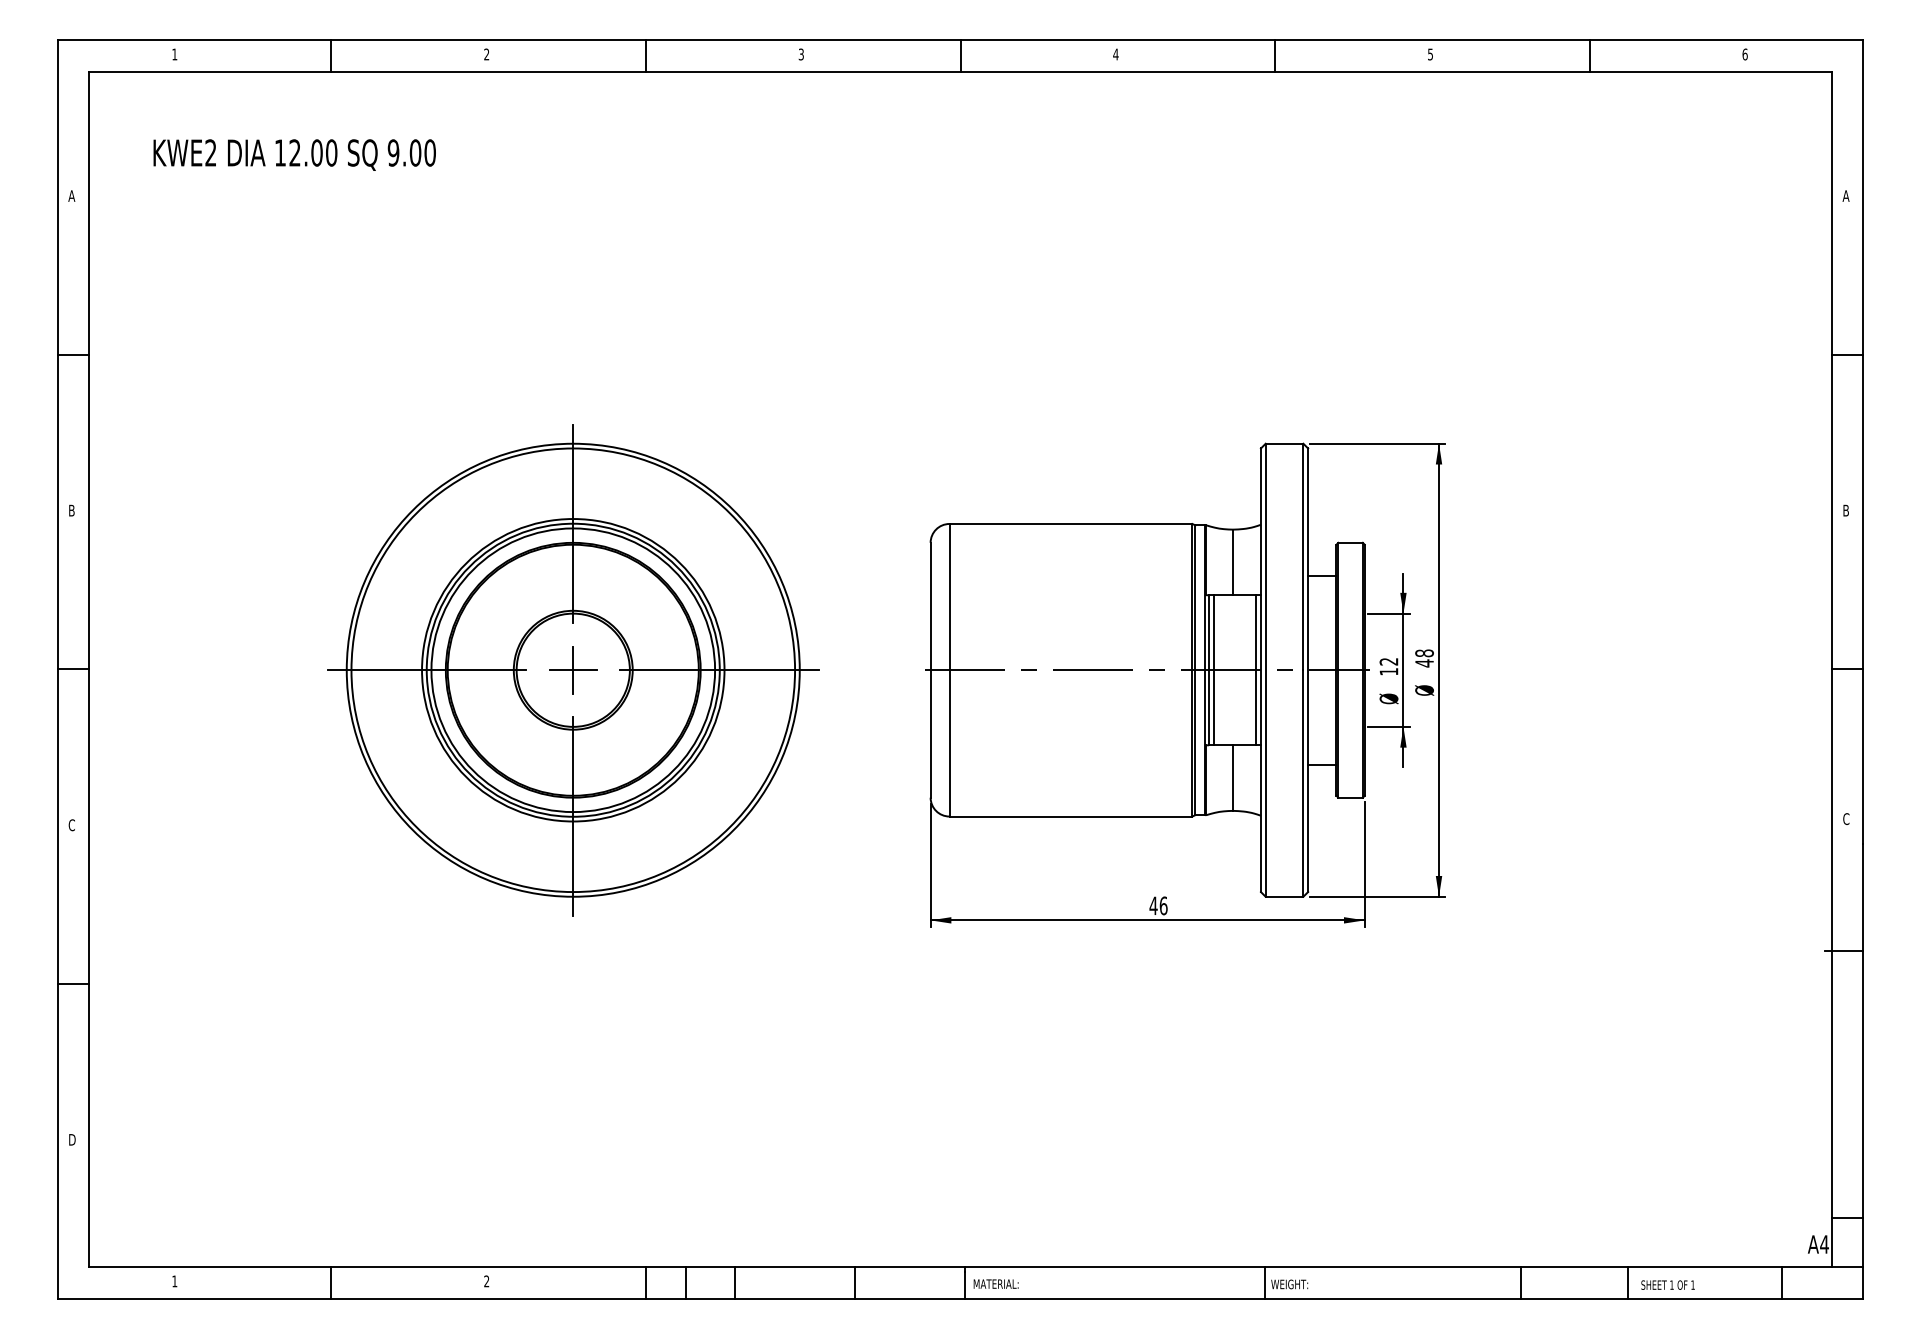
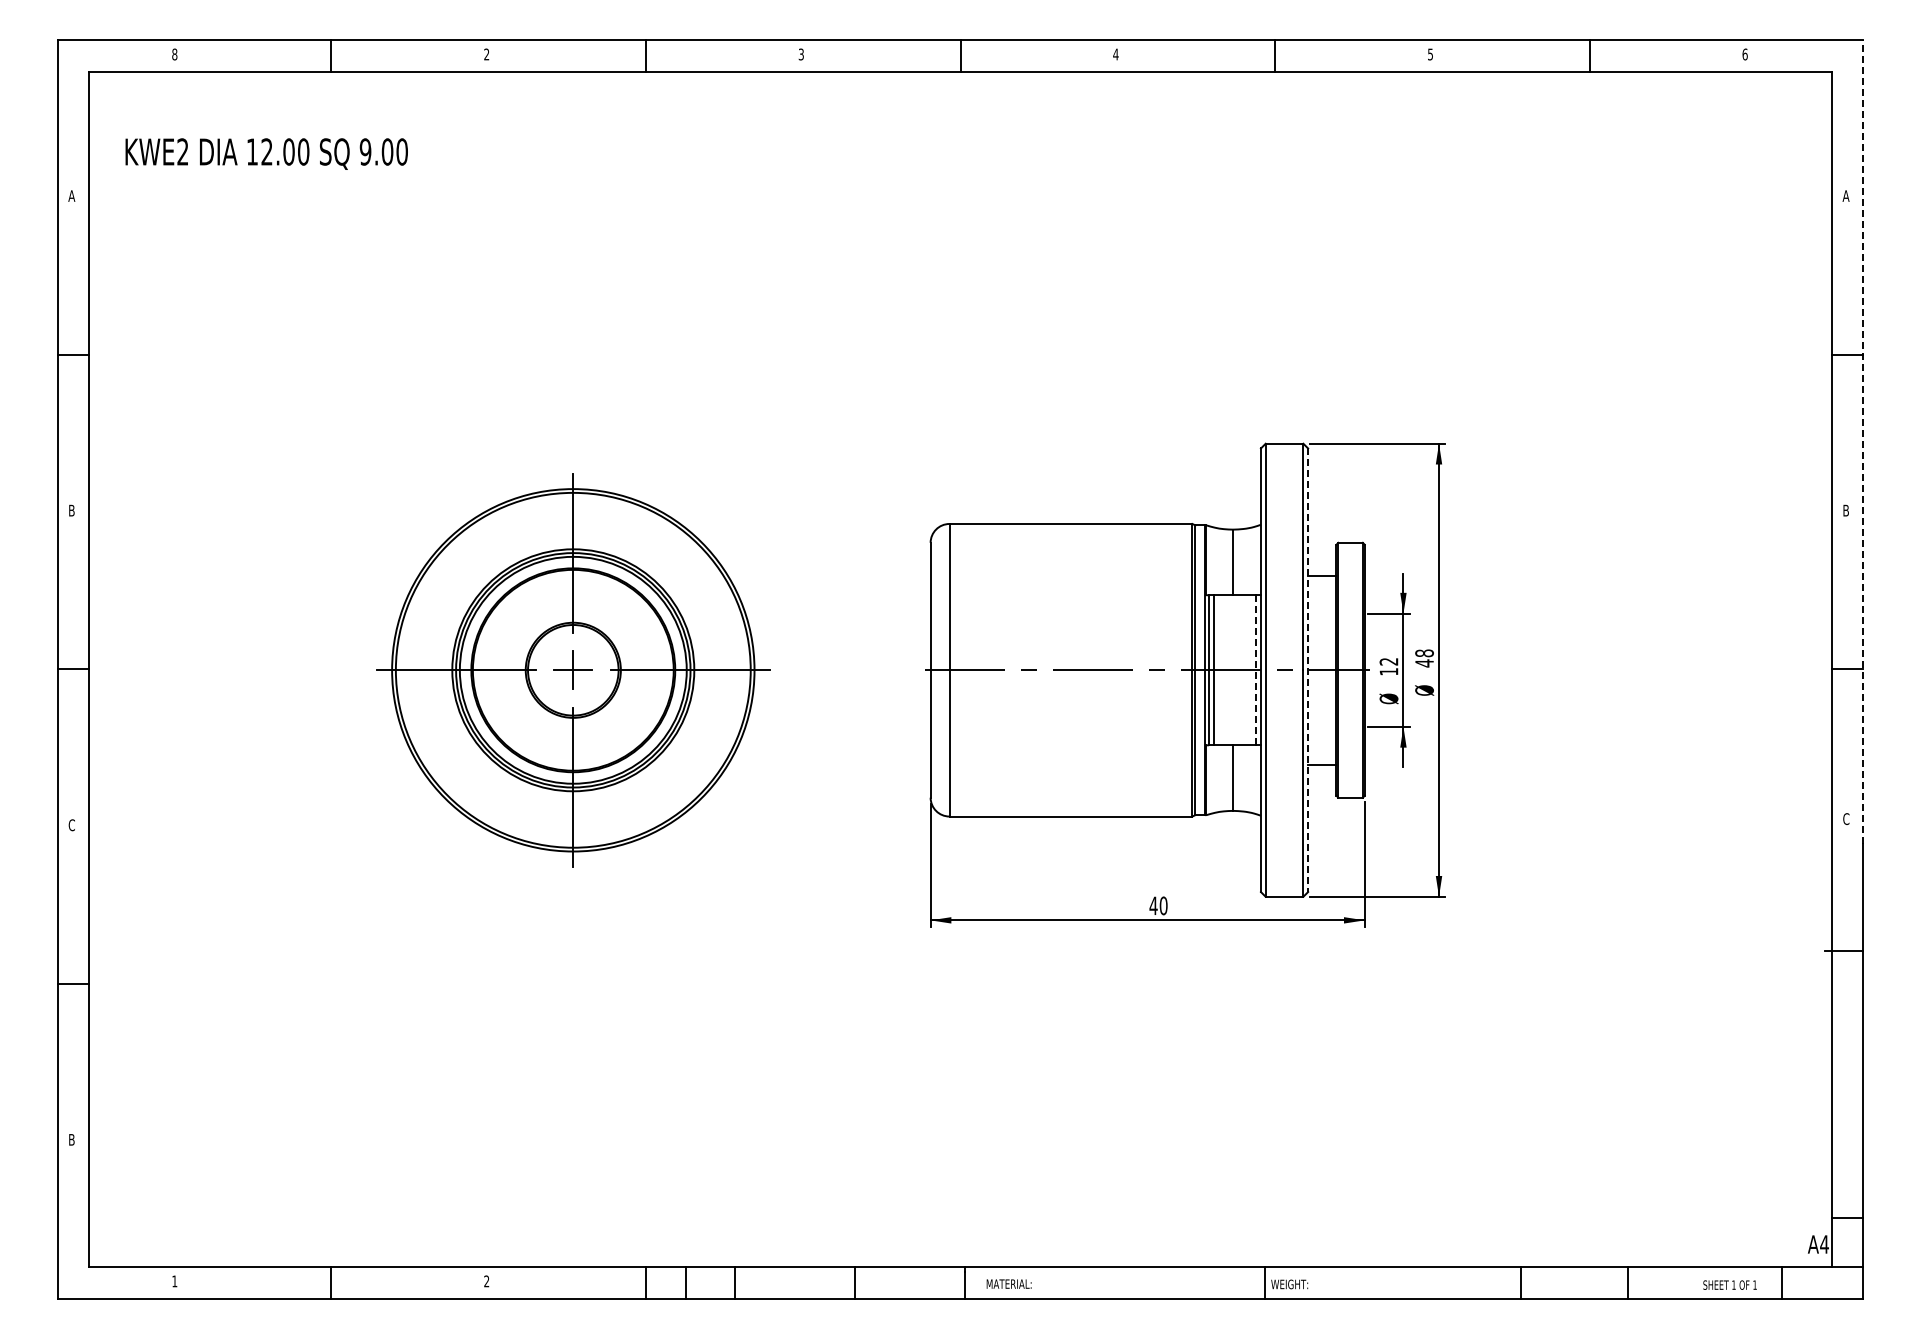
text: 1 -> 8 (174, 54)
text position: (294, 154) -> (266, 153) (266, 153)
line: solid -> dashed (1863, 442)
part size: 493x493 px -> 395x395 px (573, 670)
line: solid -> dashed (1256, 670)
line: solid -> dashed (1308, 670)
text: 46 -> 40 (1163, 905)
text: D -> B (72, 1139)
text position: (995, 1283) -> (1008, 1283) (1008, 1283)
text position: (1667, 1284) -> (1729, 1284) (1729, 1284)
